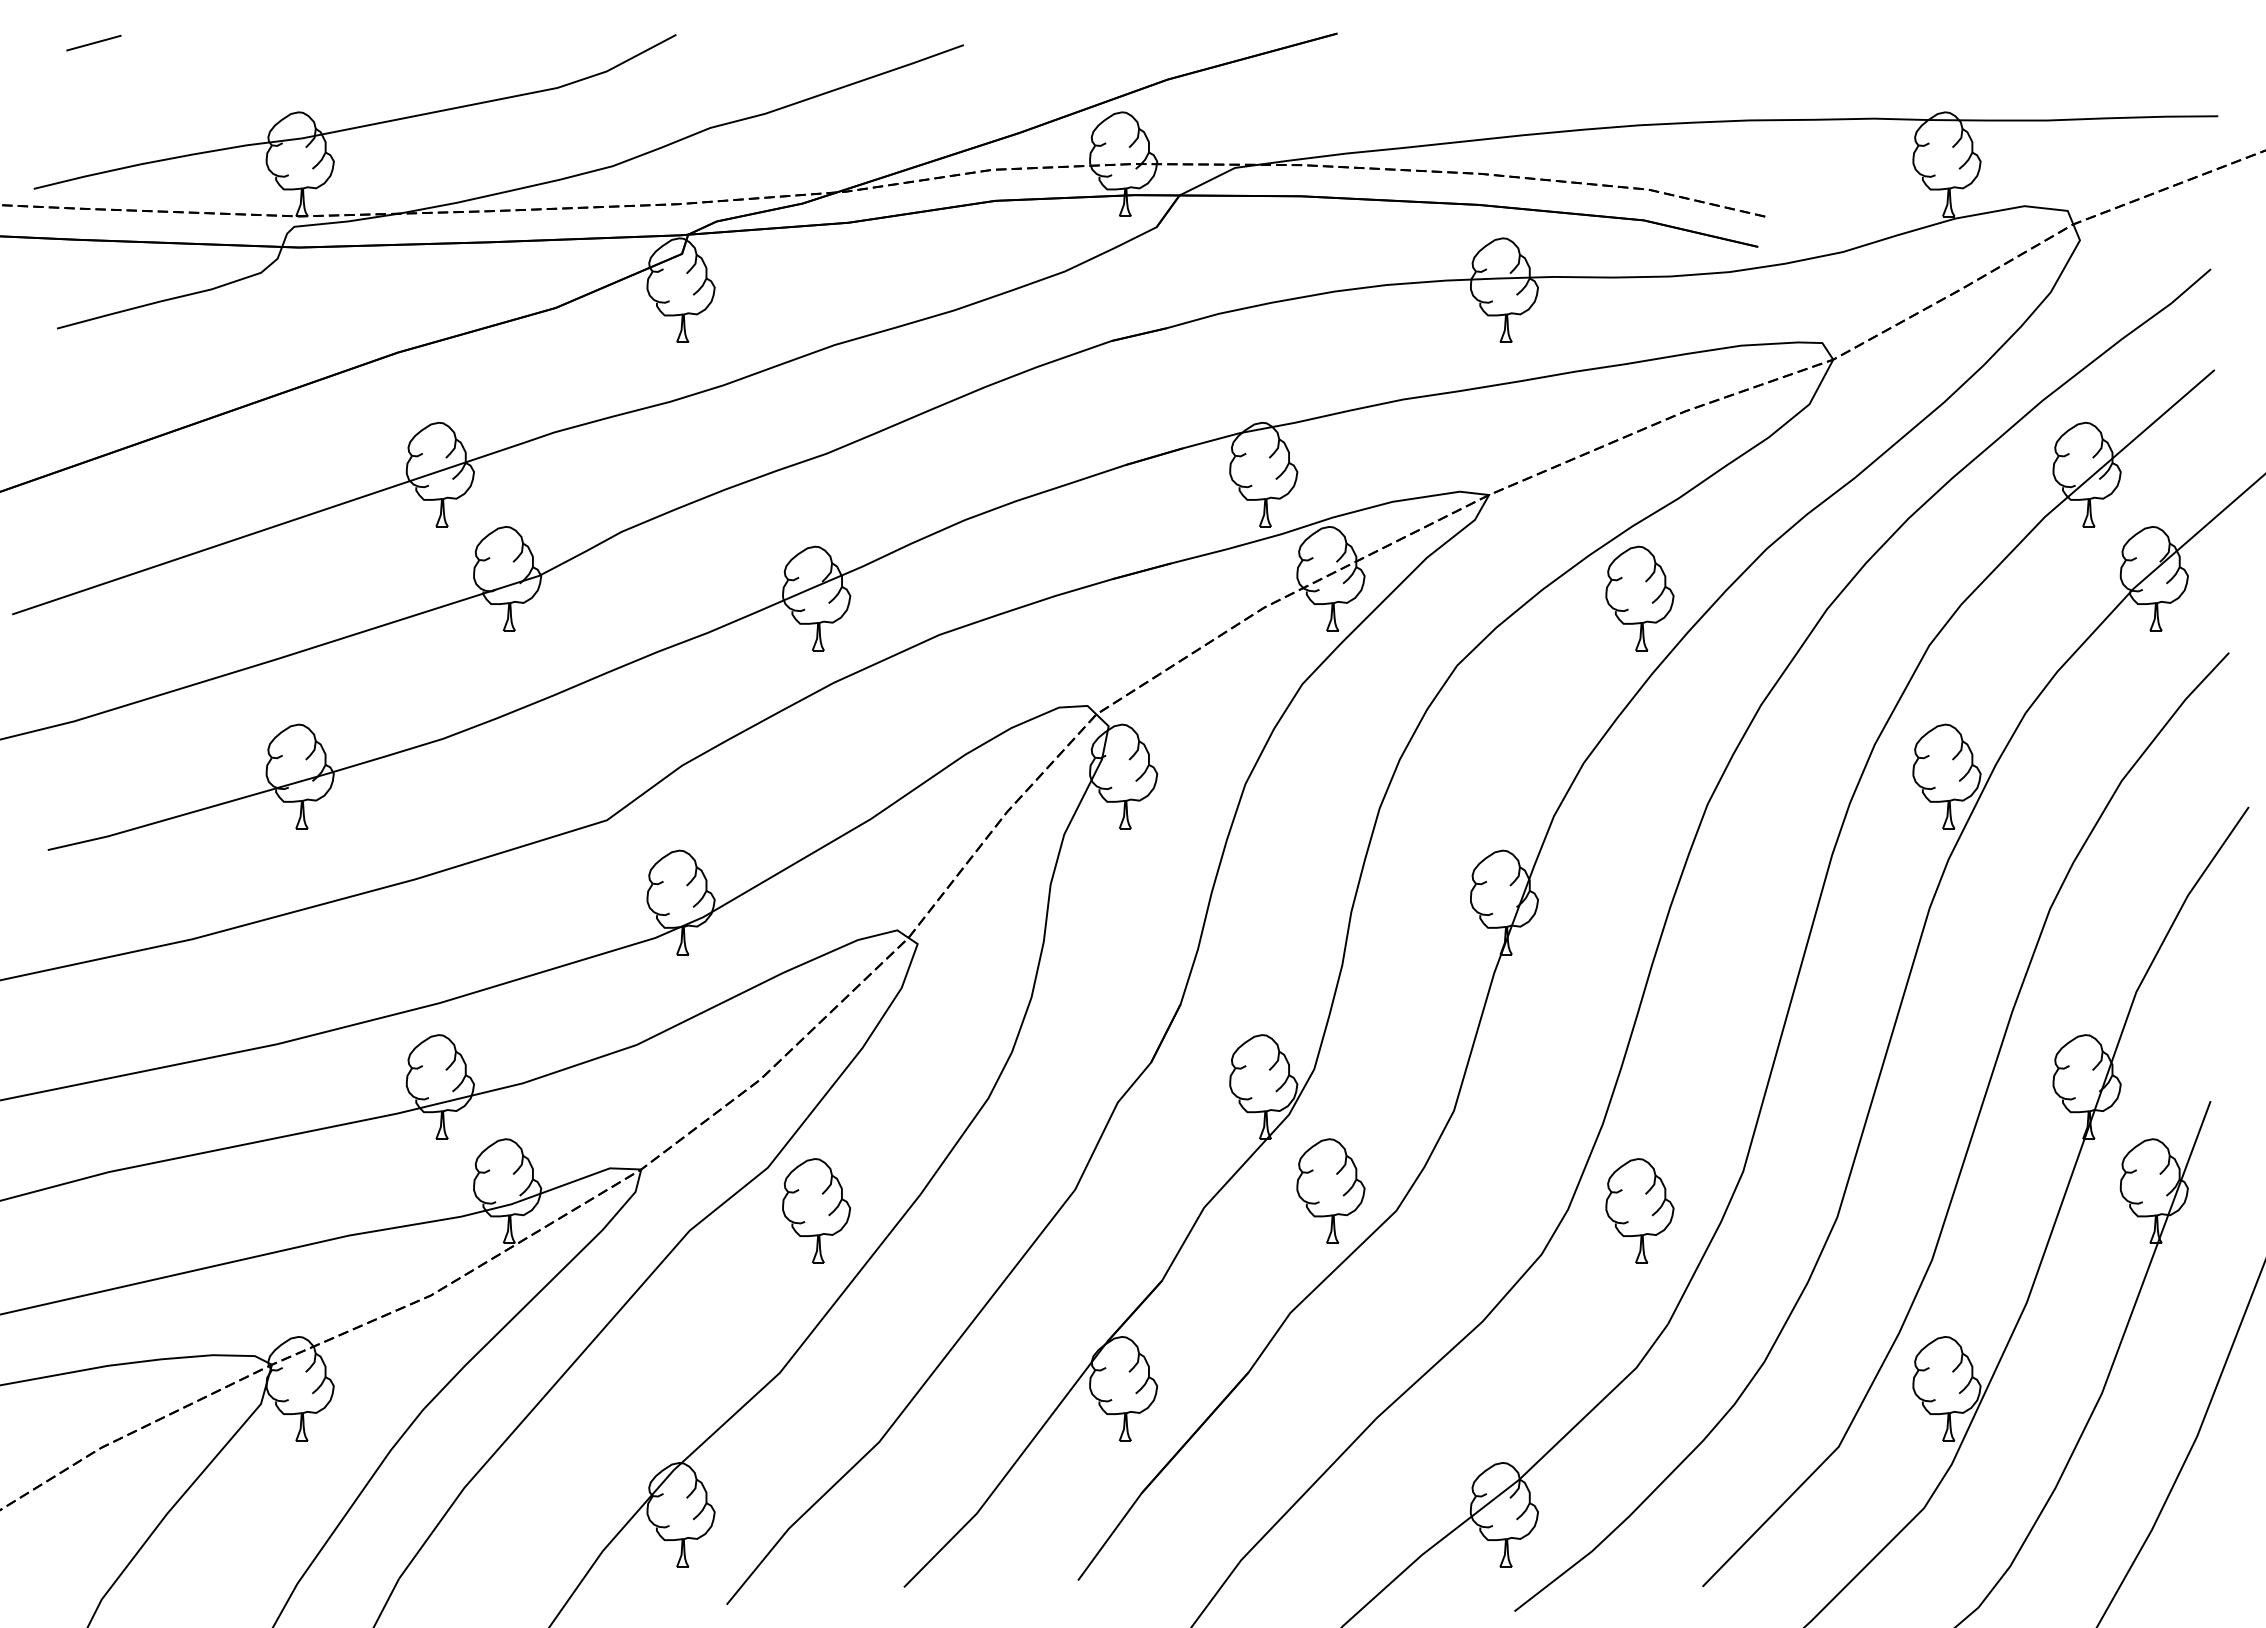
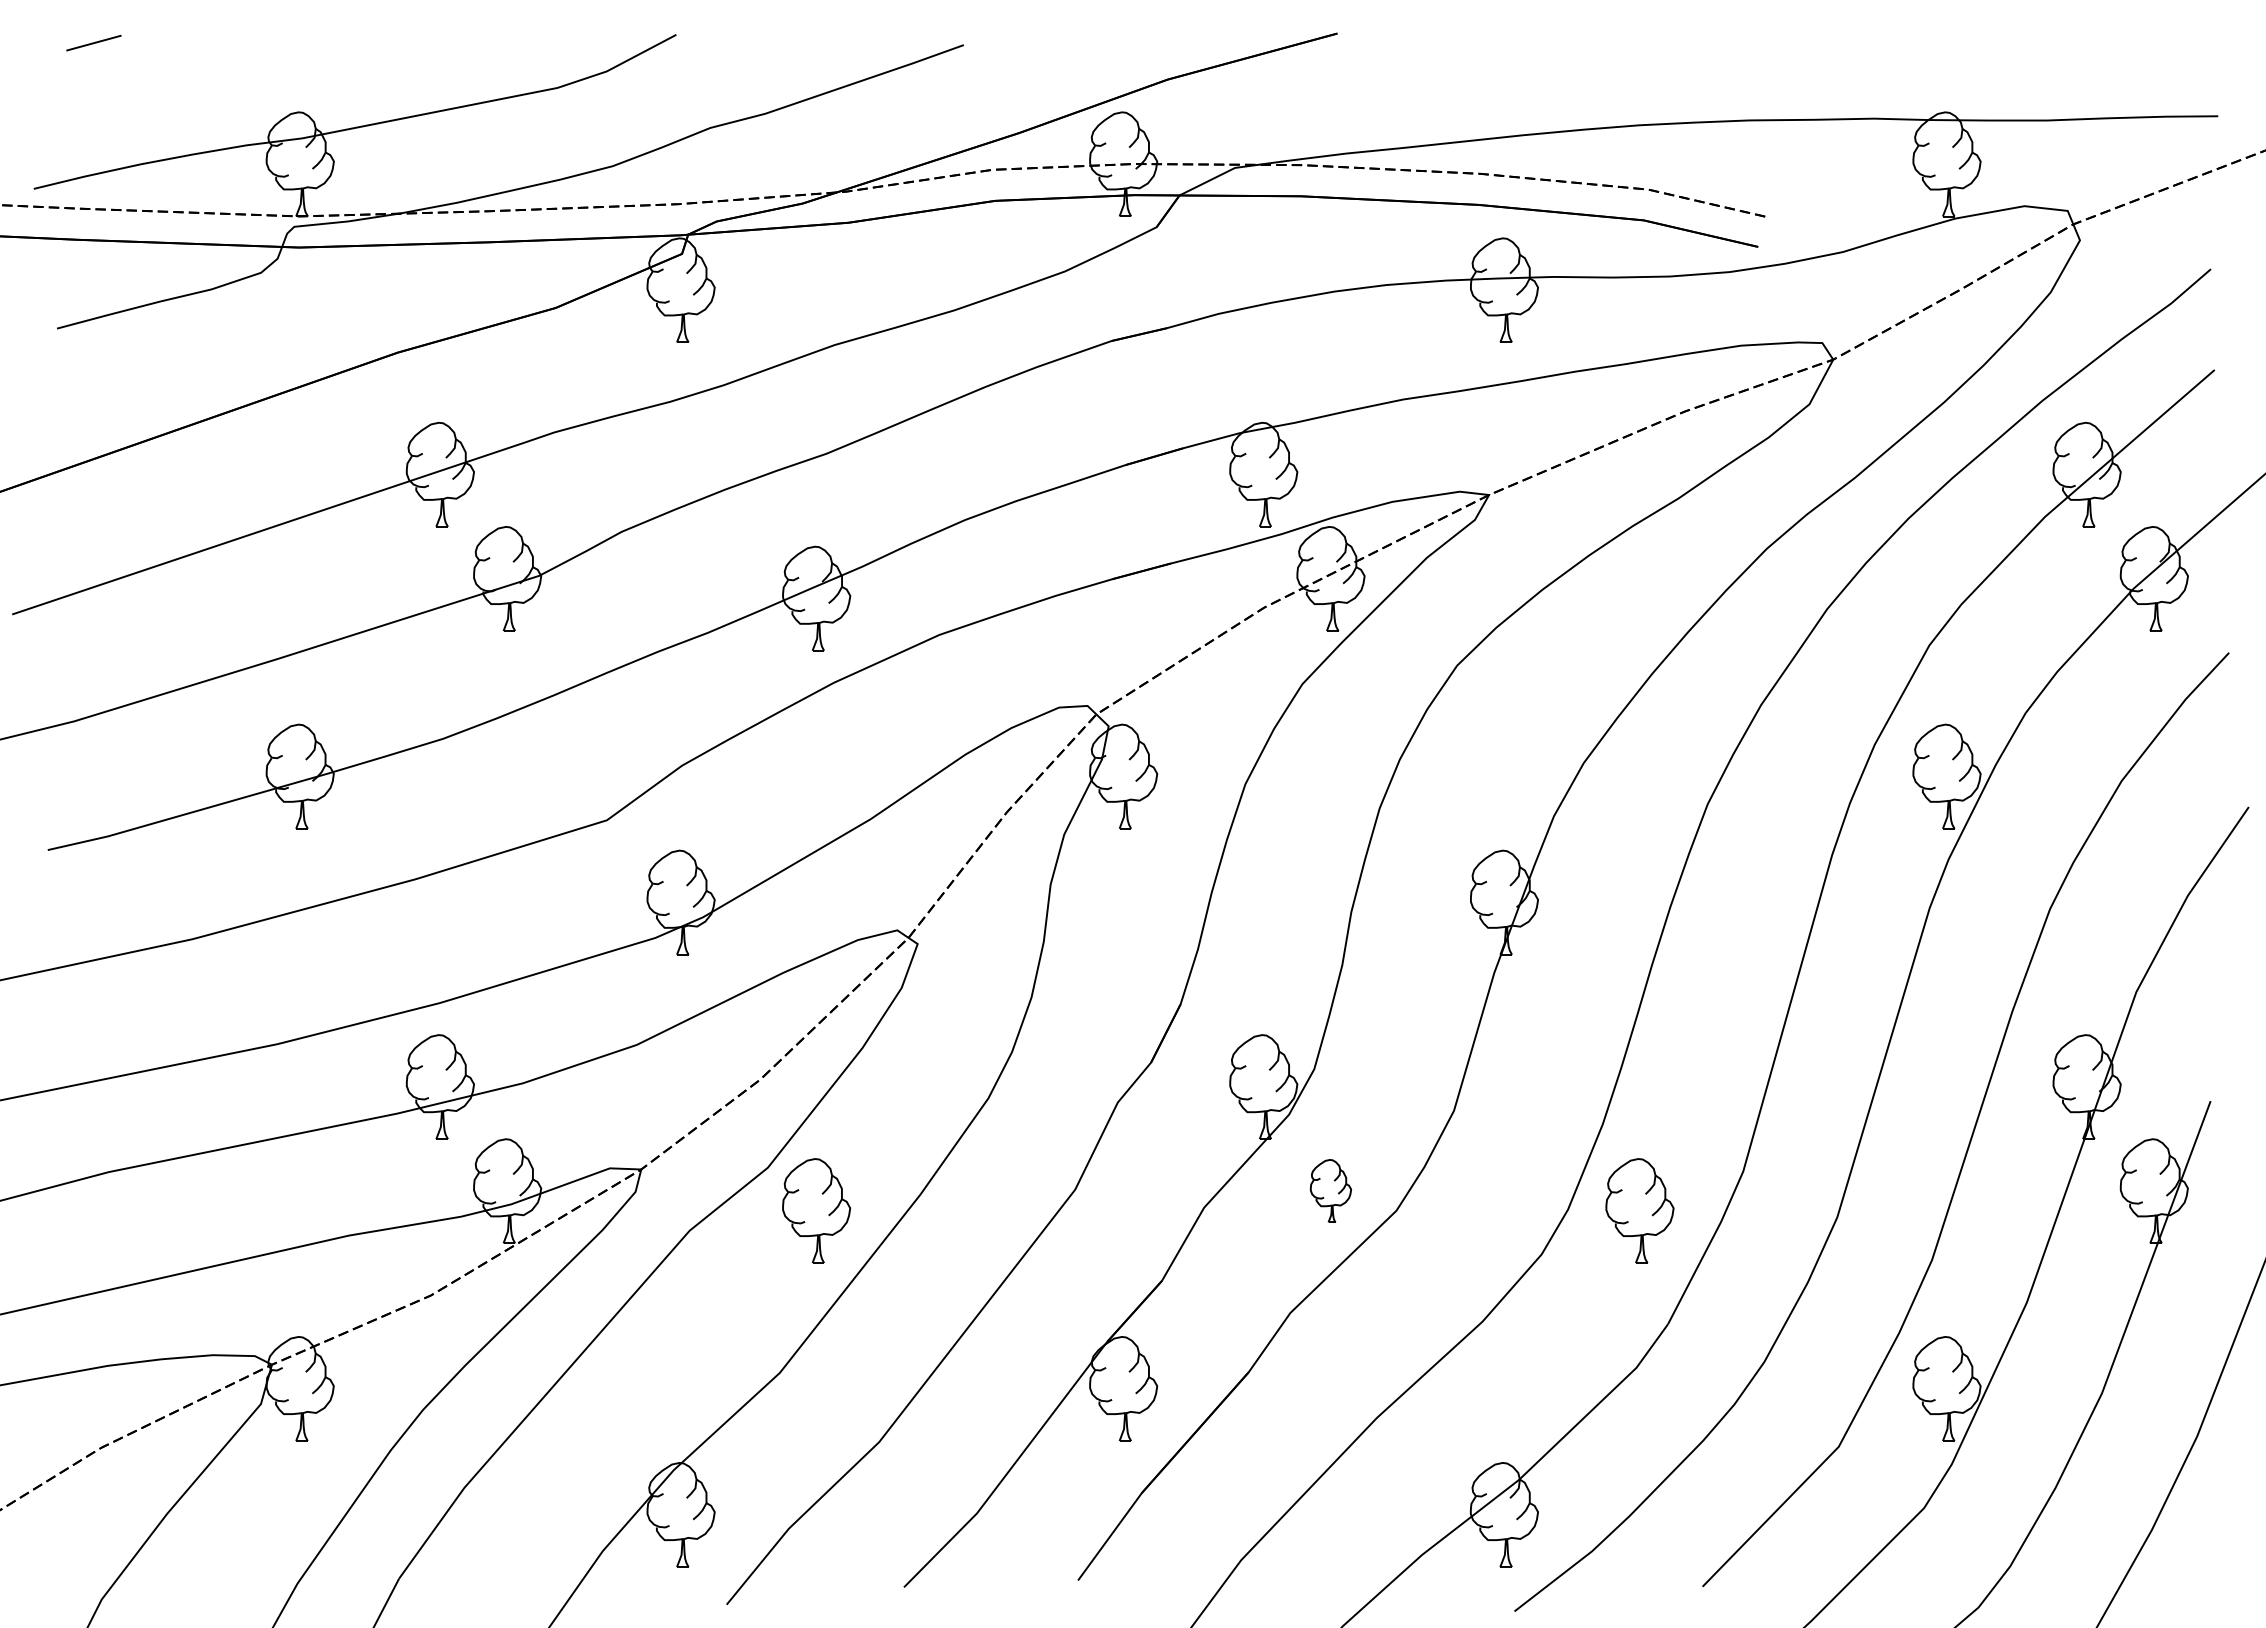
part: present -> none (1639, 598)
part size: 70x106 px -> 43x64 px (1331, 1190)
